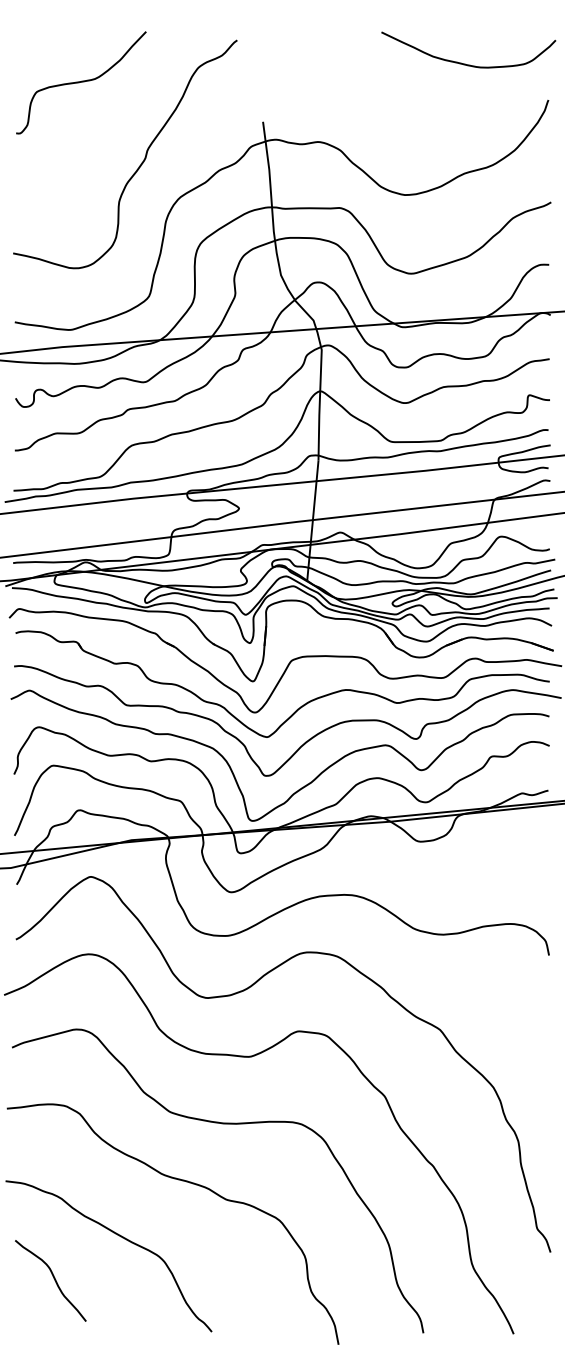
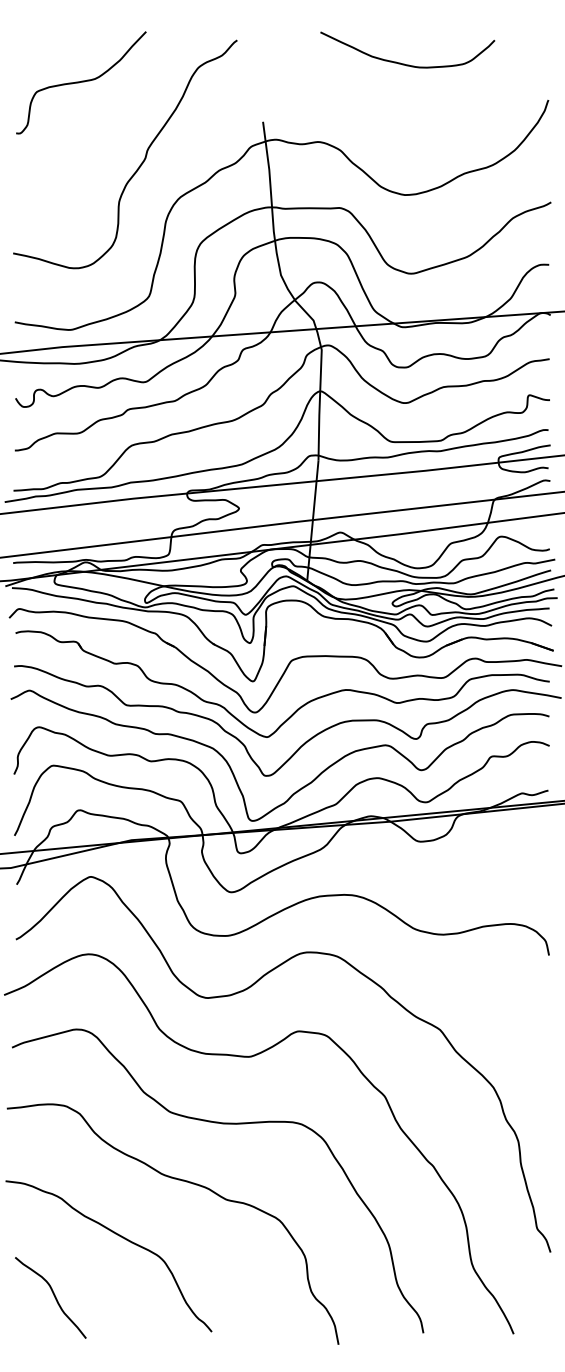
curve position: (465, 63) -> (404, 63) (404, 63)
curve position: (53, 1278) -> (53, 1295) (53, 1295)
